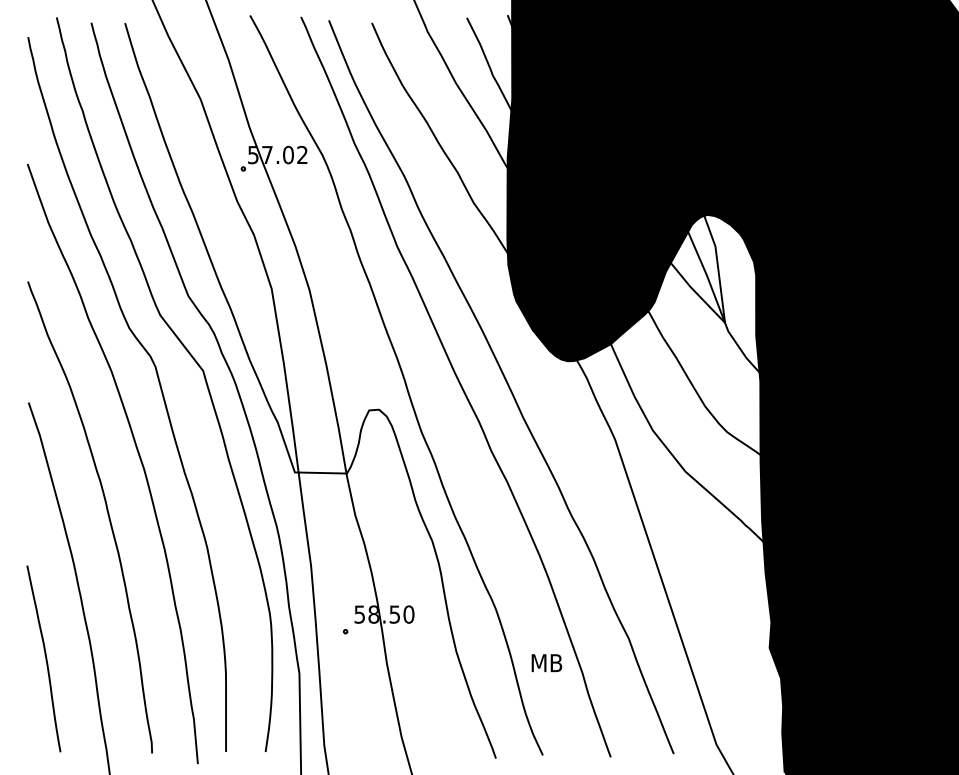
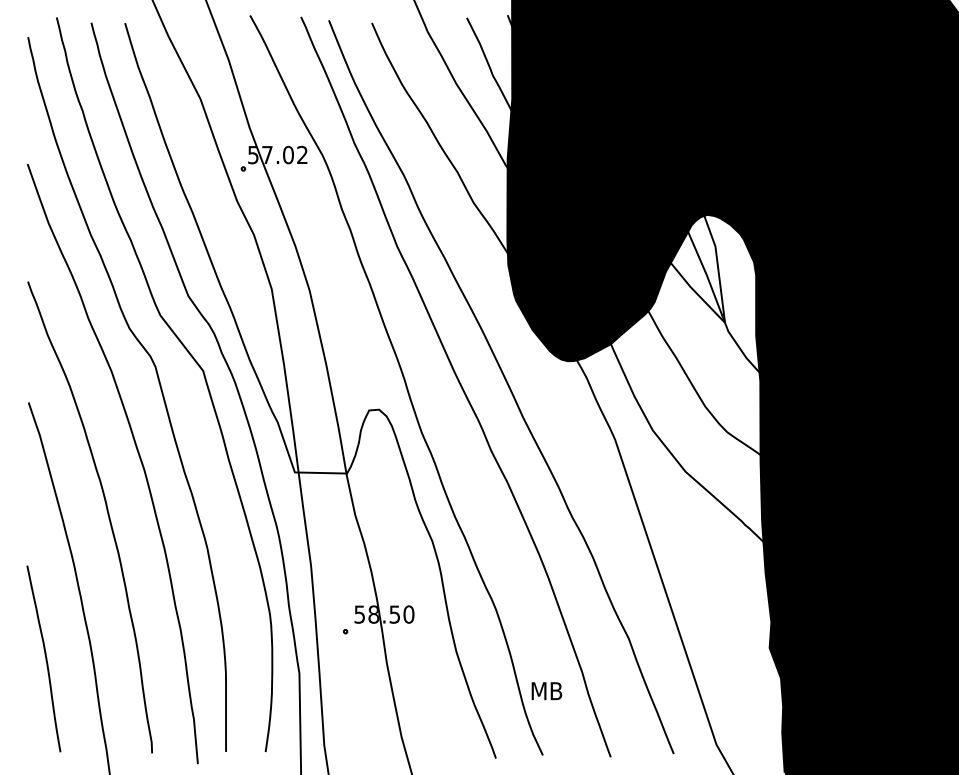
text position: (546, 663) -> (546, 691) (546, 691)
